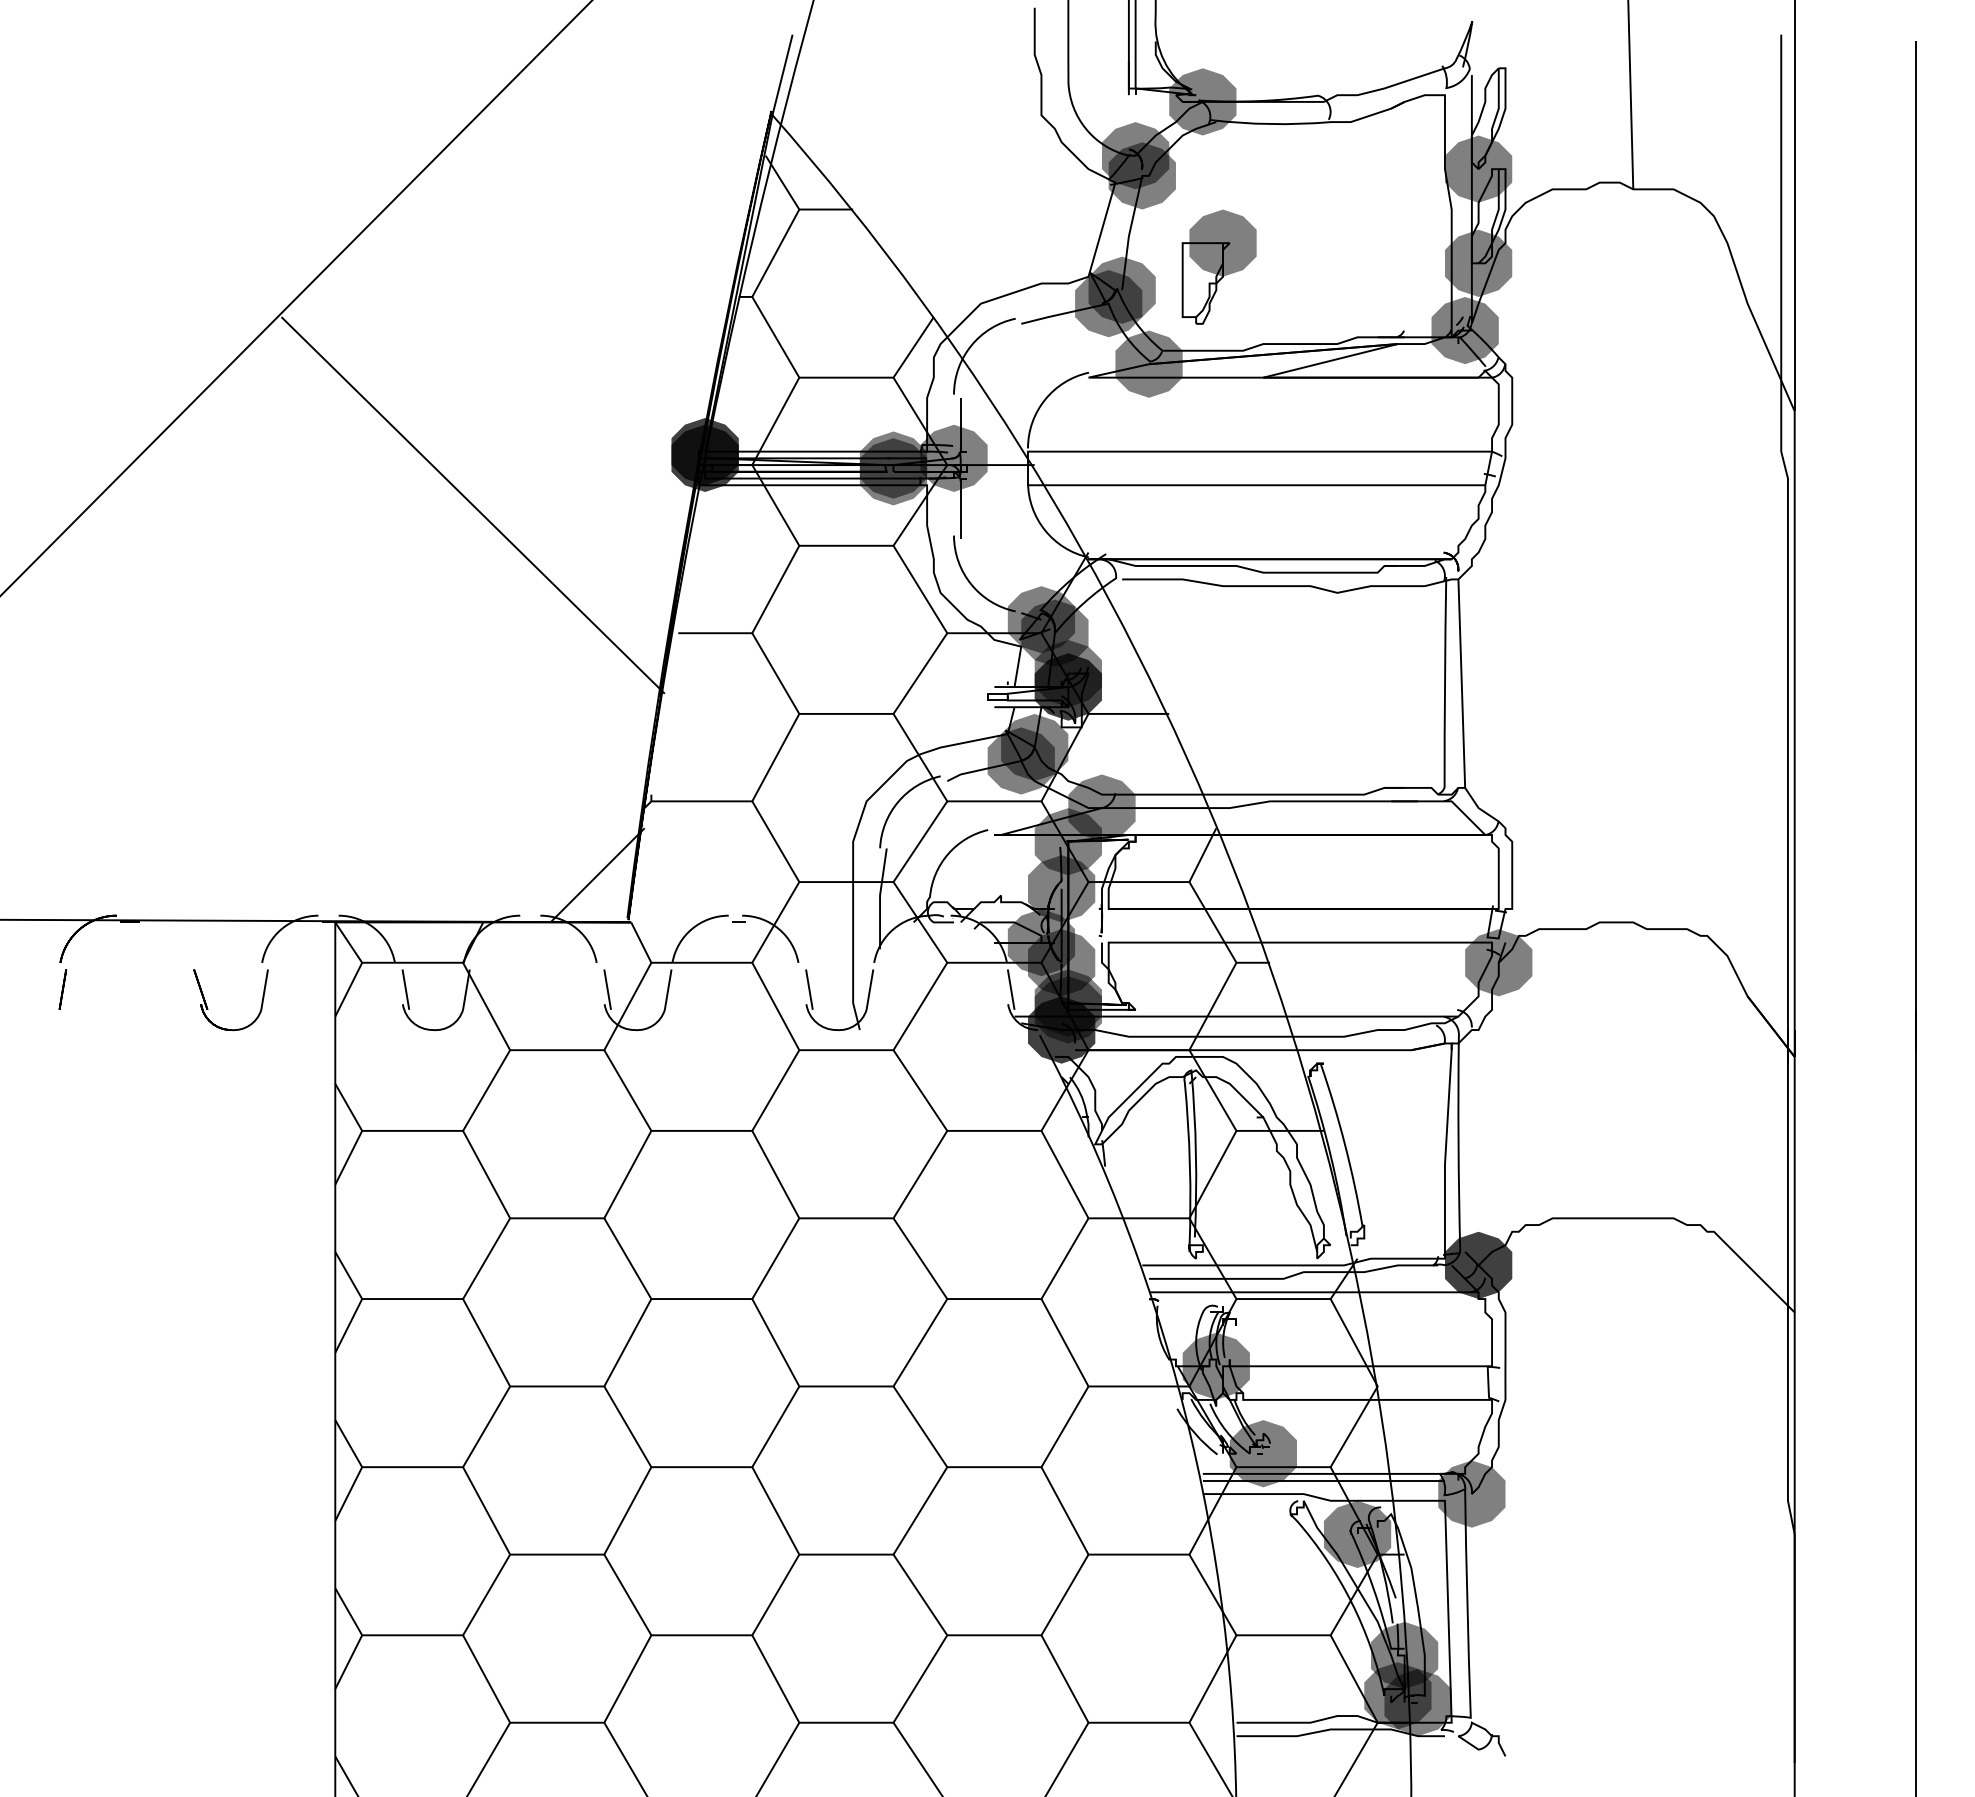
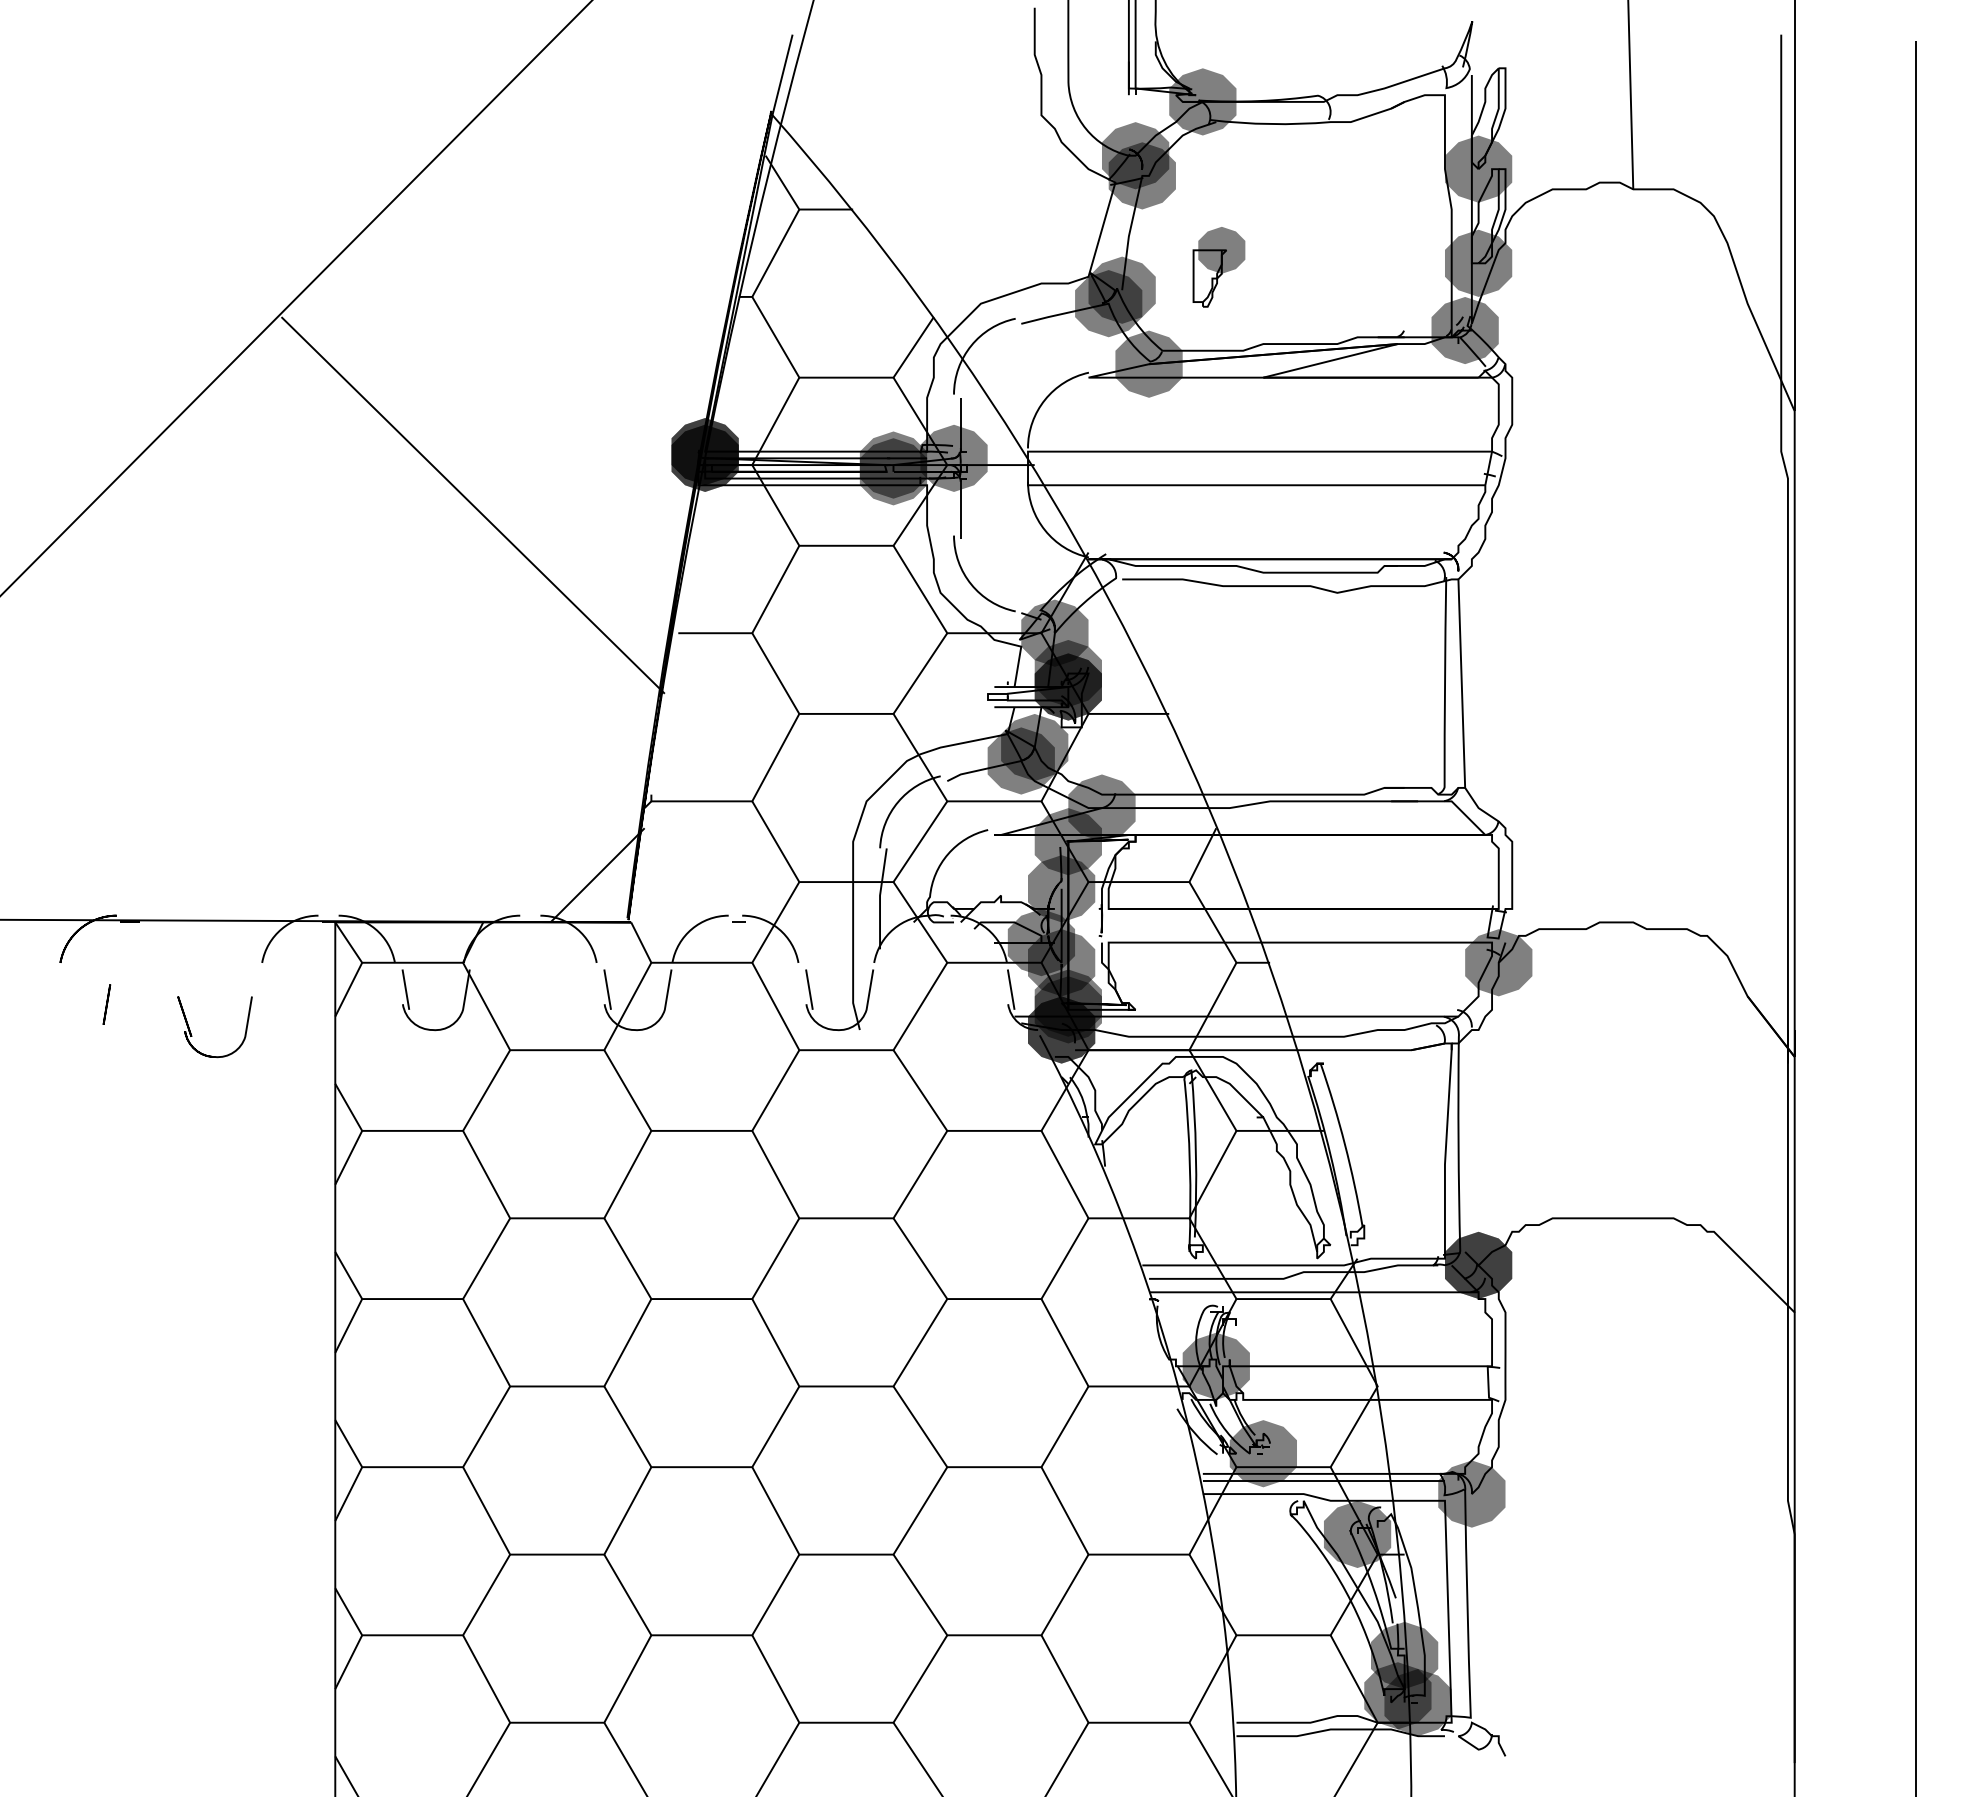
part size: 76x116 px -> 54x81 px (1218, 267)
fill: present -> none (1041, 619)
line position: (62, 989) -> (106, 1004) (106, 1004)
part position: (208, 1008) -> (192, 1035) (192, 1035)
